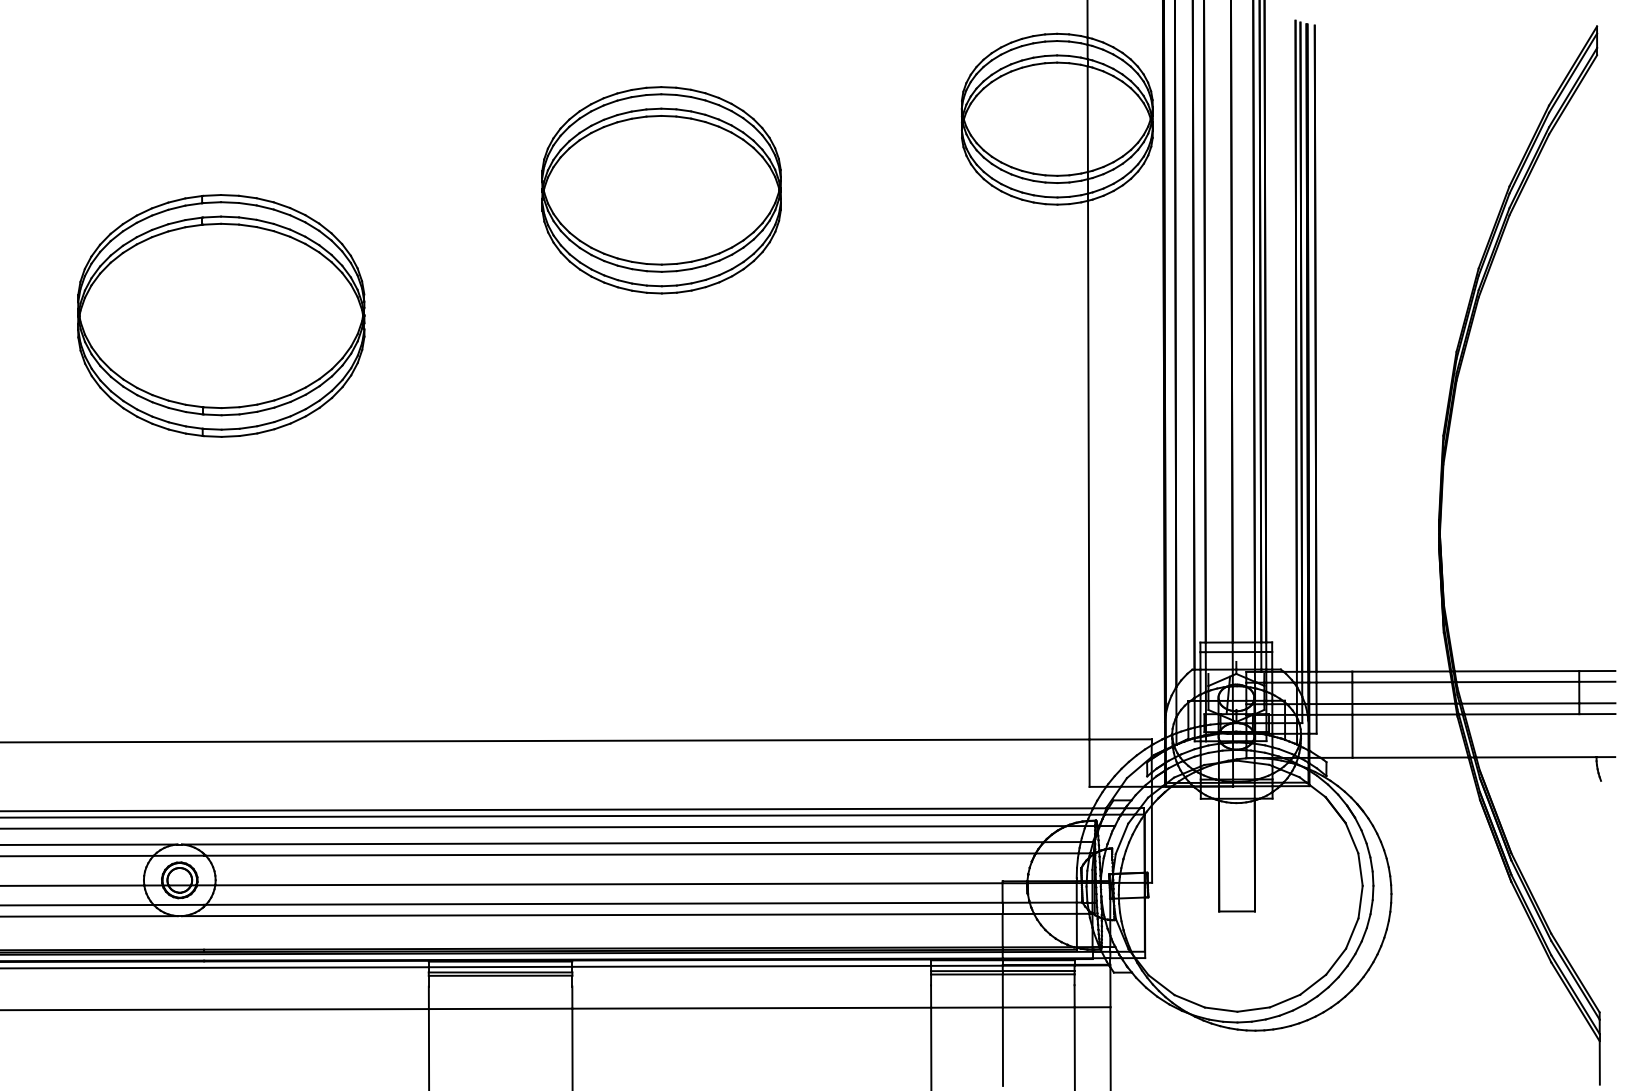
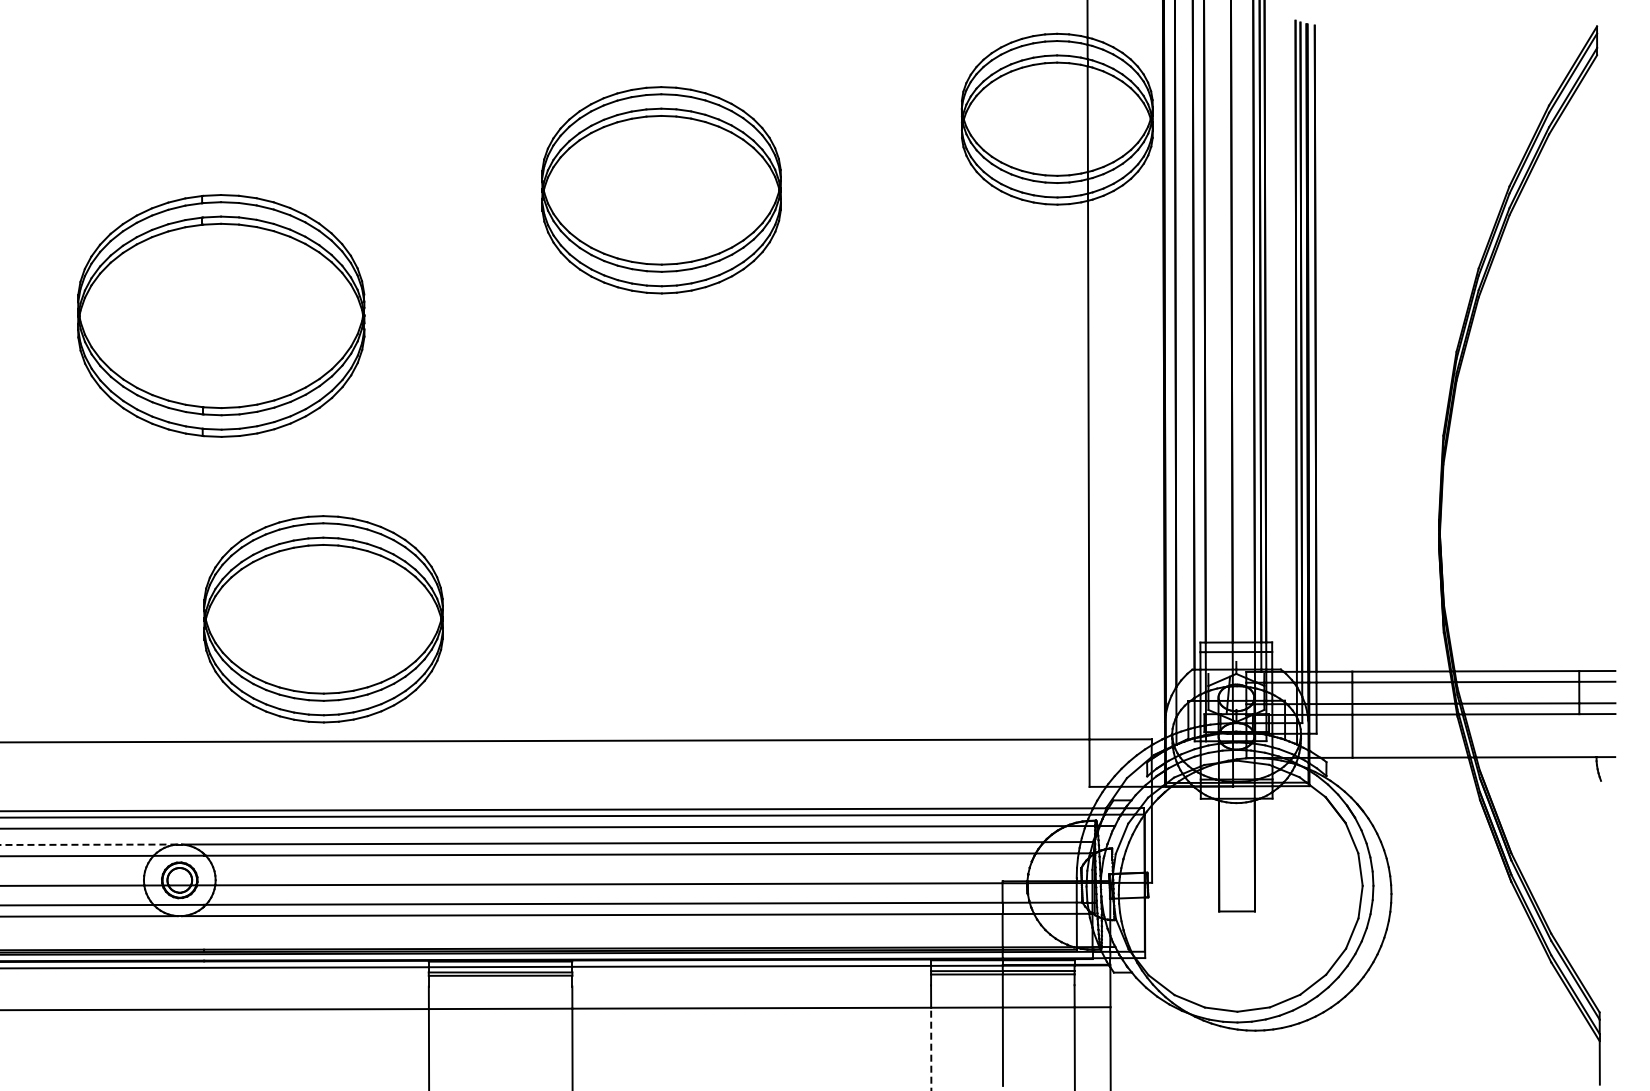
part: none -> present (323, 619)
line: solid -> dashed (88, 844)
line: solid -> dashed (931, 1048)
